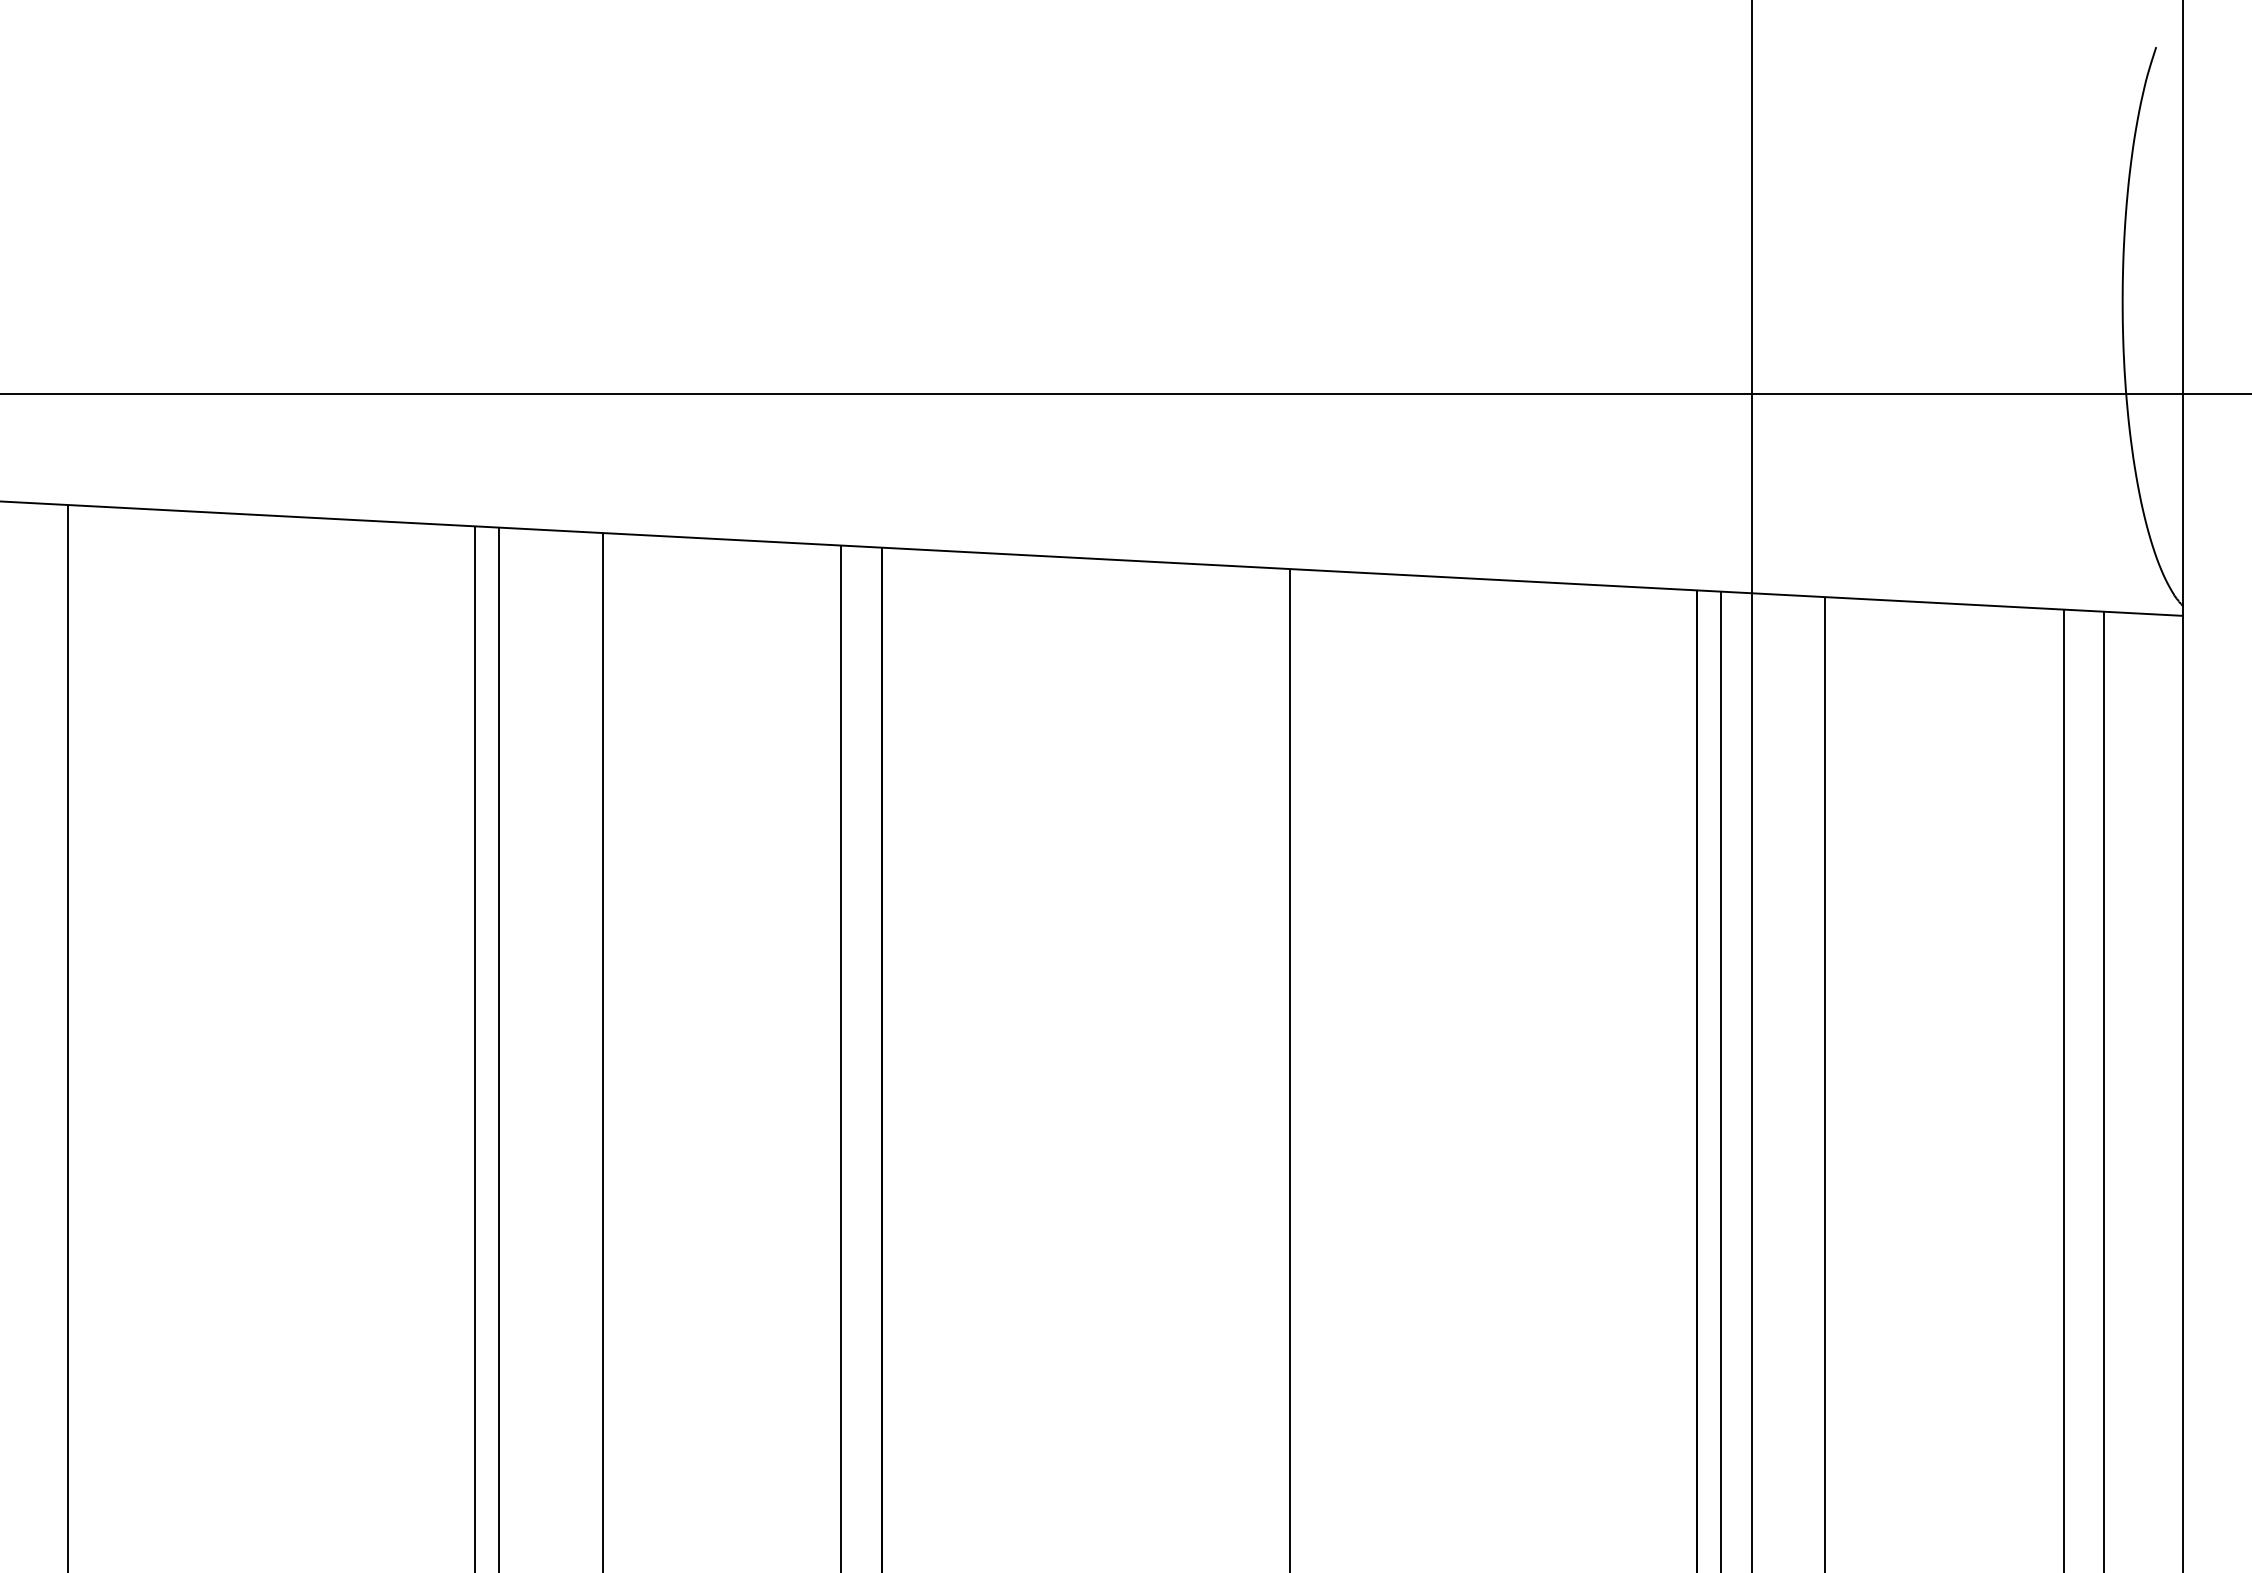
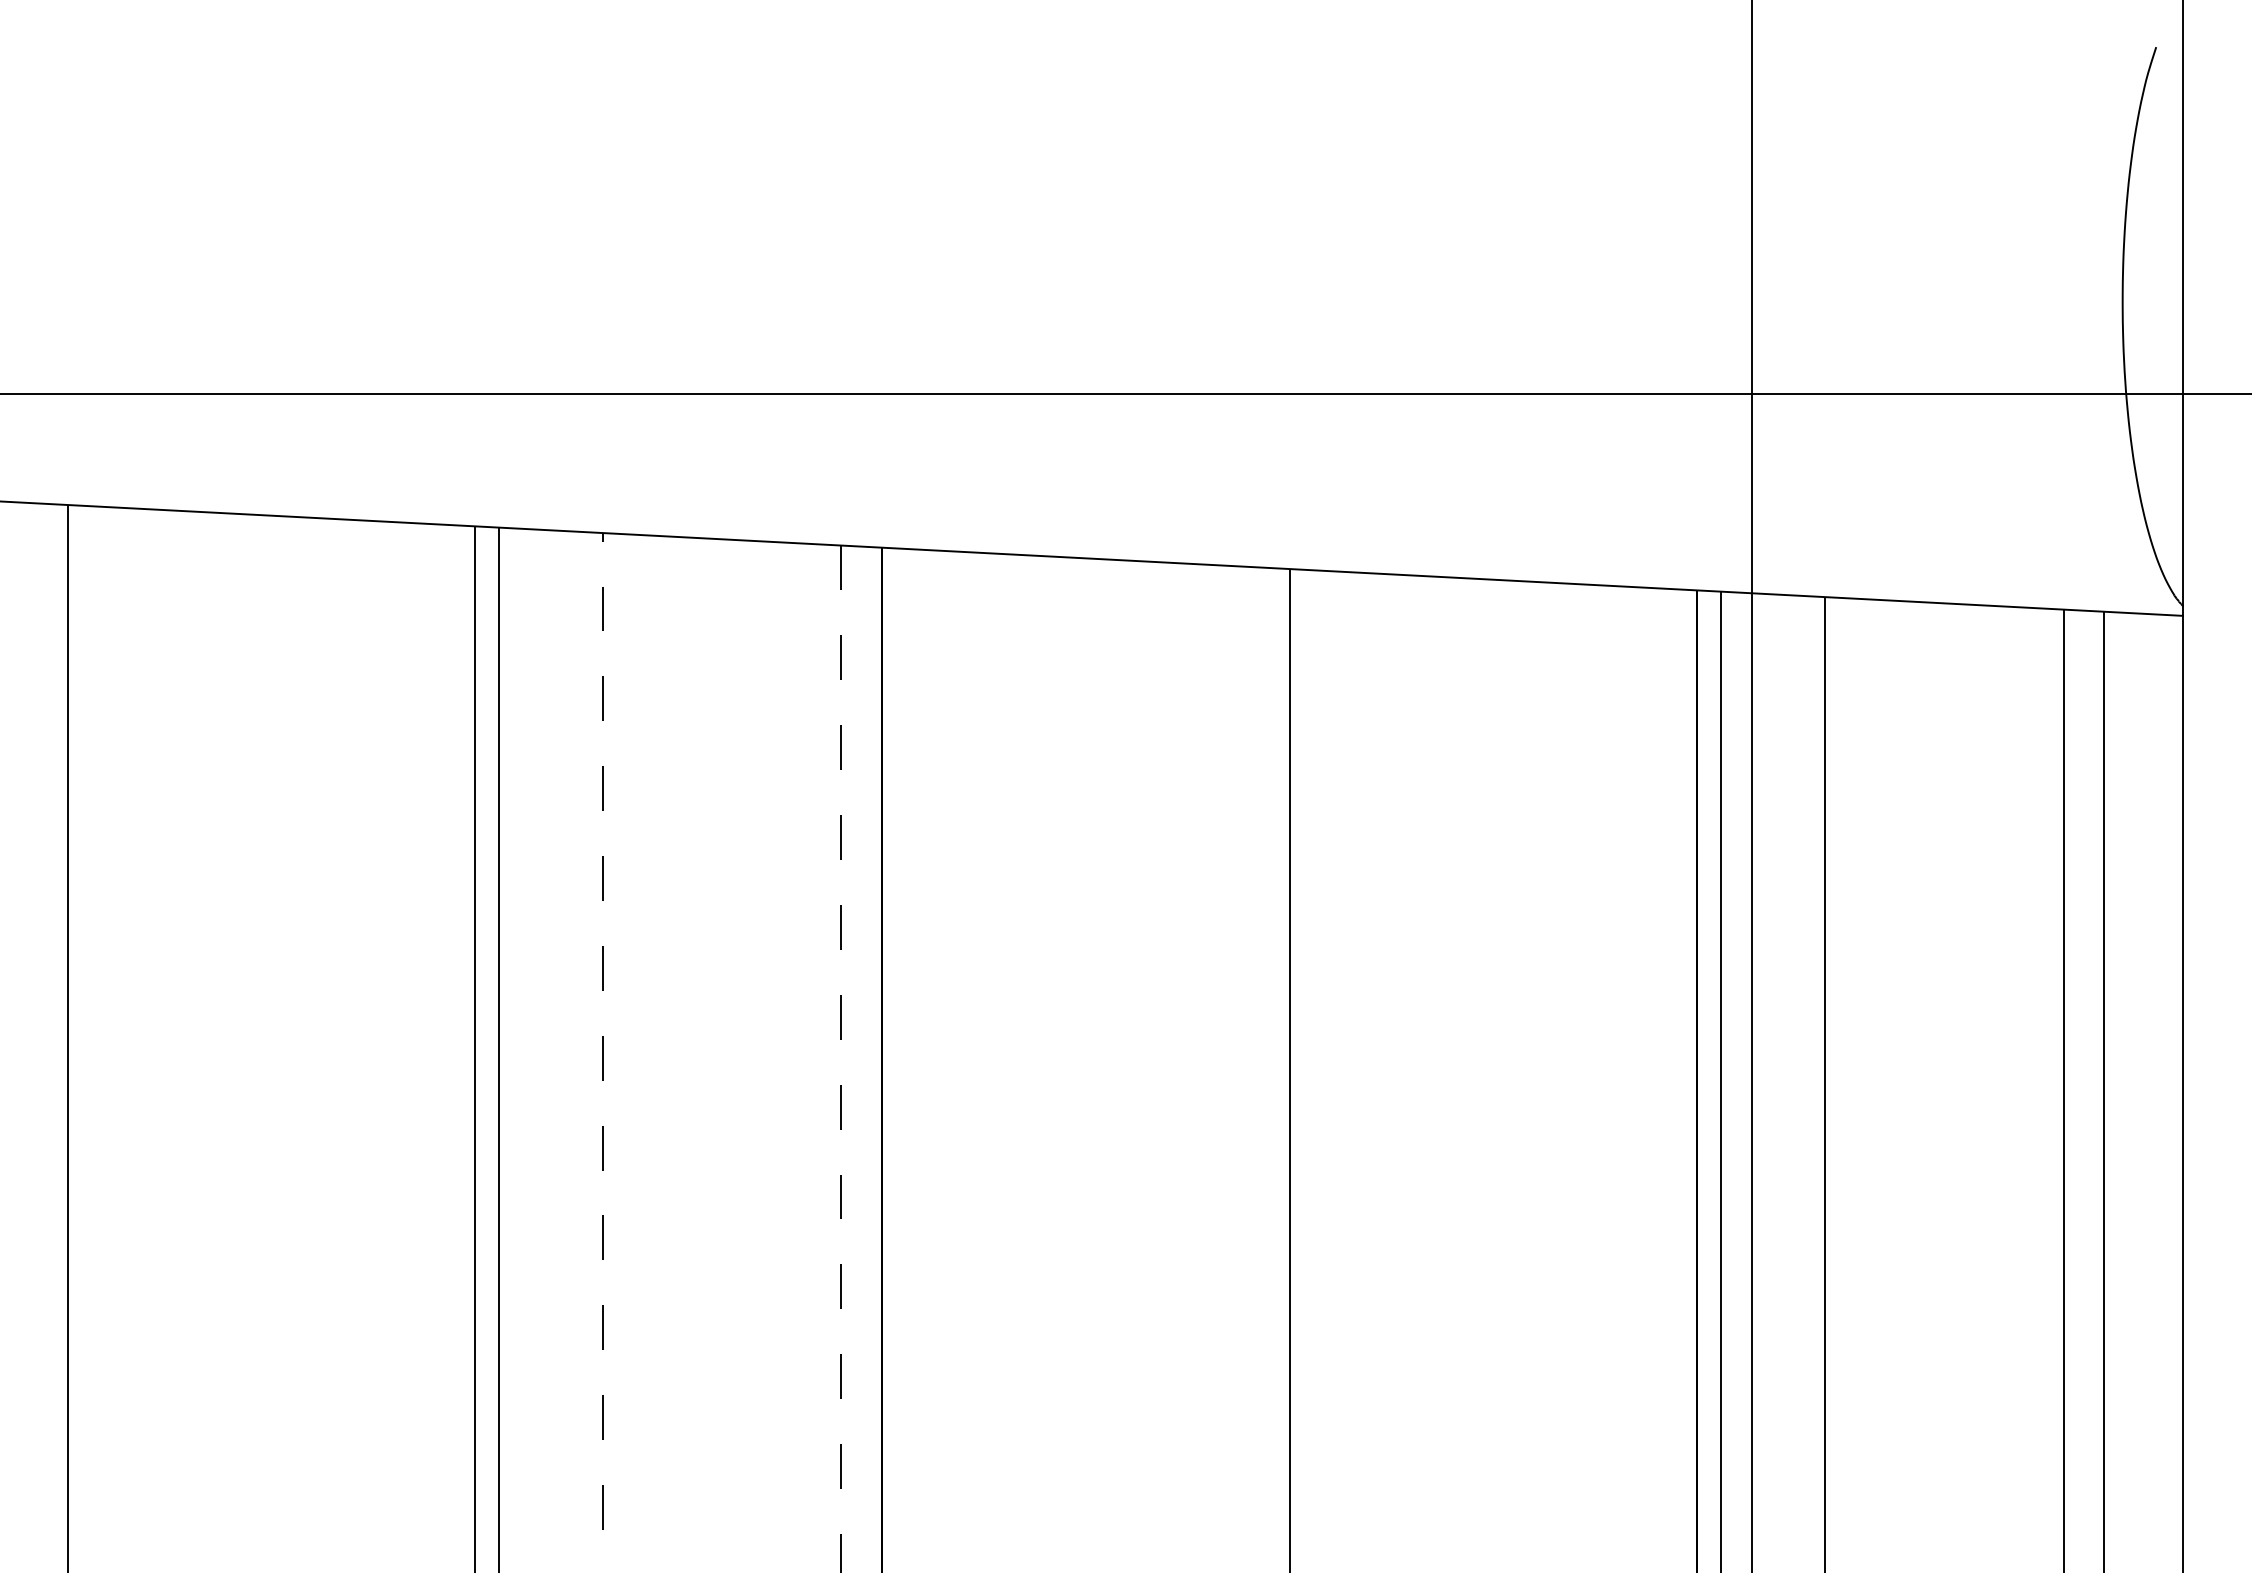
line: solid -> dashed (602, 1052)
line: solid -> dashed (841, 1059)
